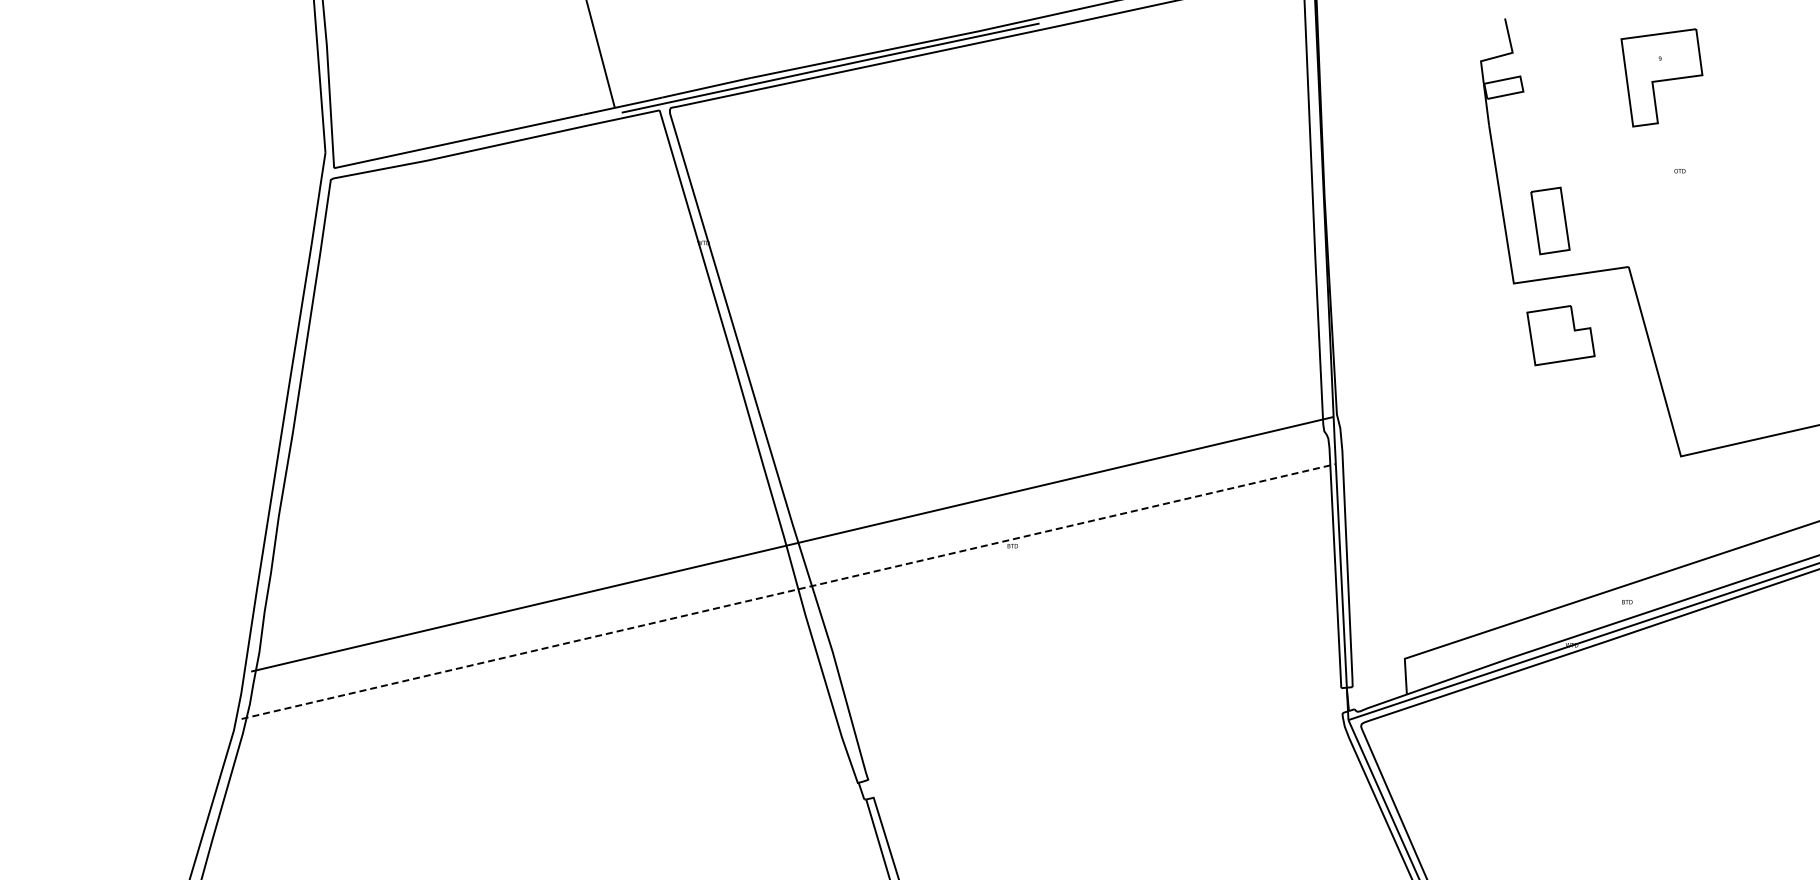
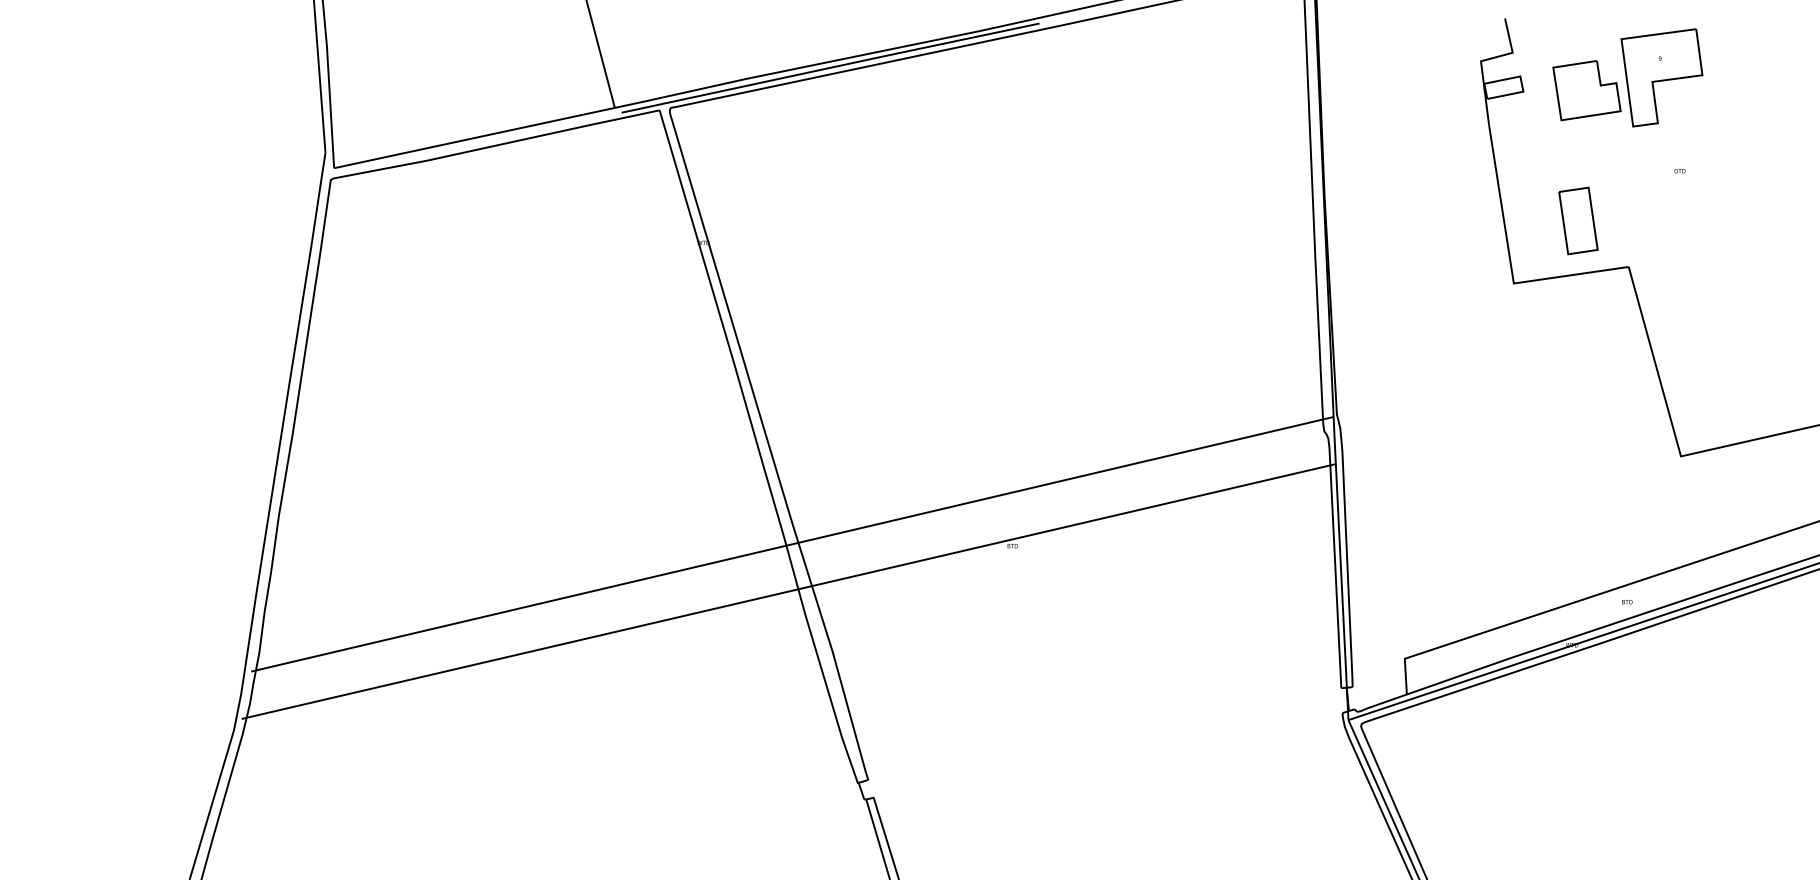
part position: (1550, 220) -> (1578, 220) (1578, 220)
part position: (1560, 335) -> (1586, 90) (1586, 90)
line: dashed -> solid (788, 591)
